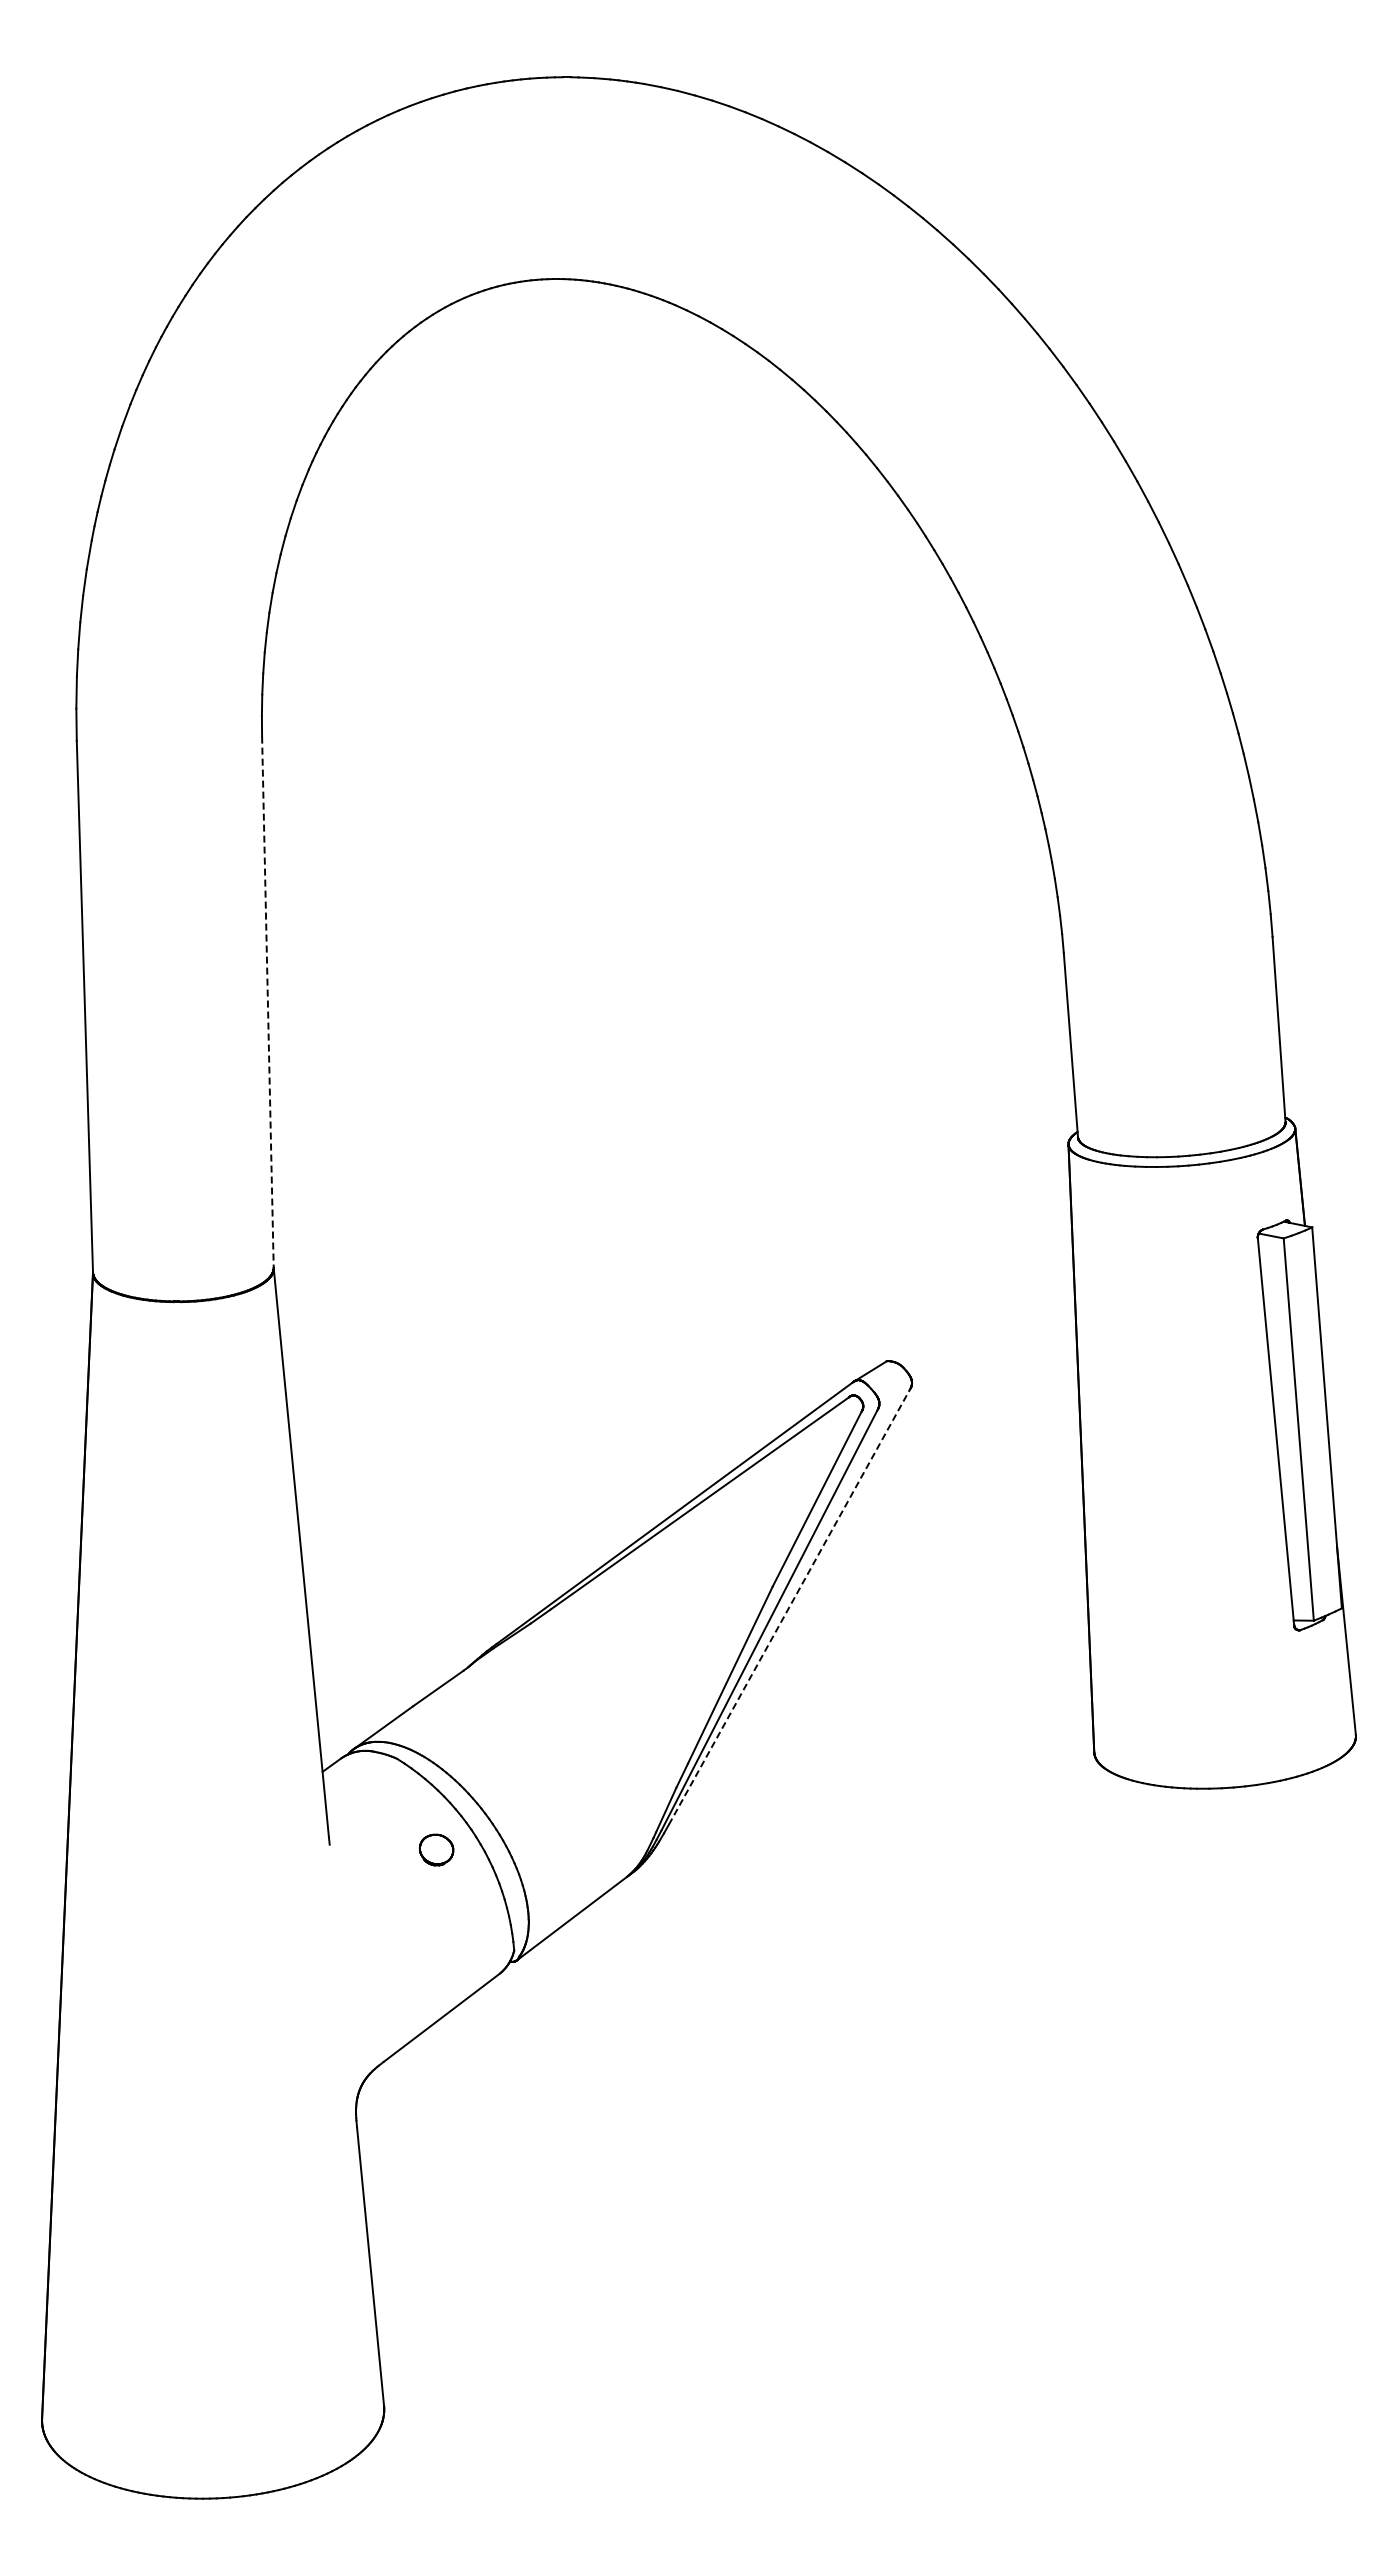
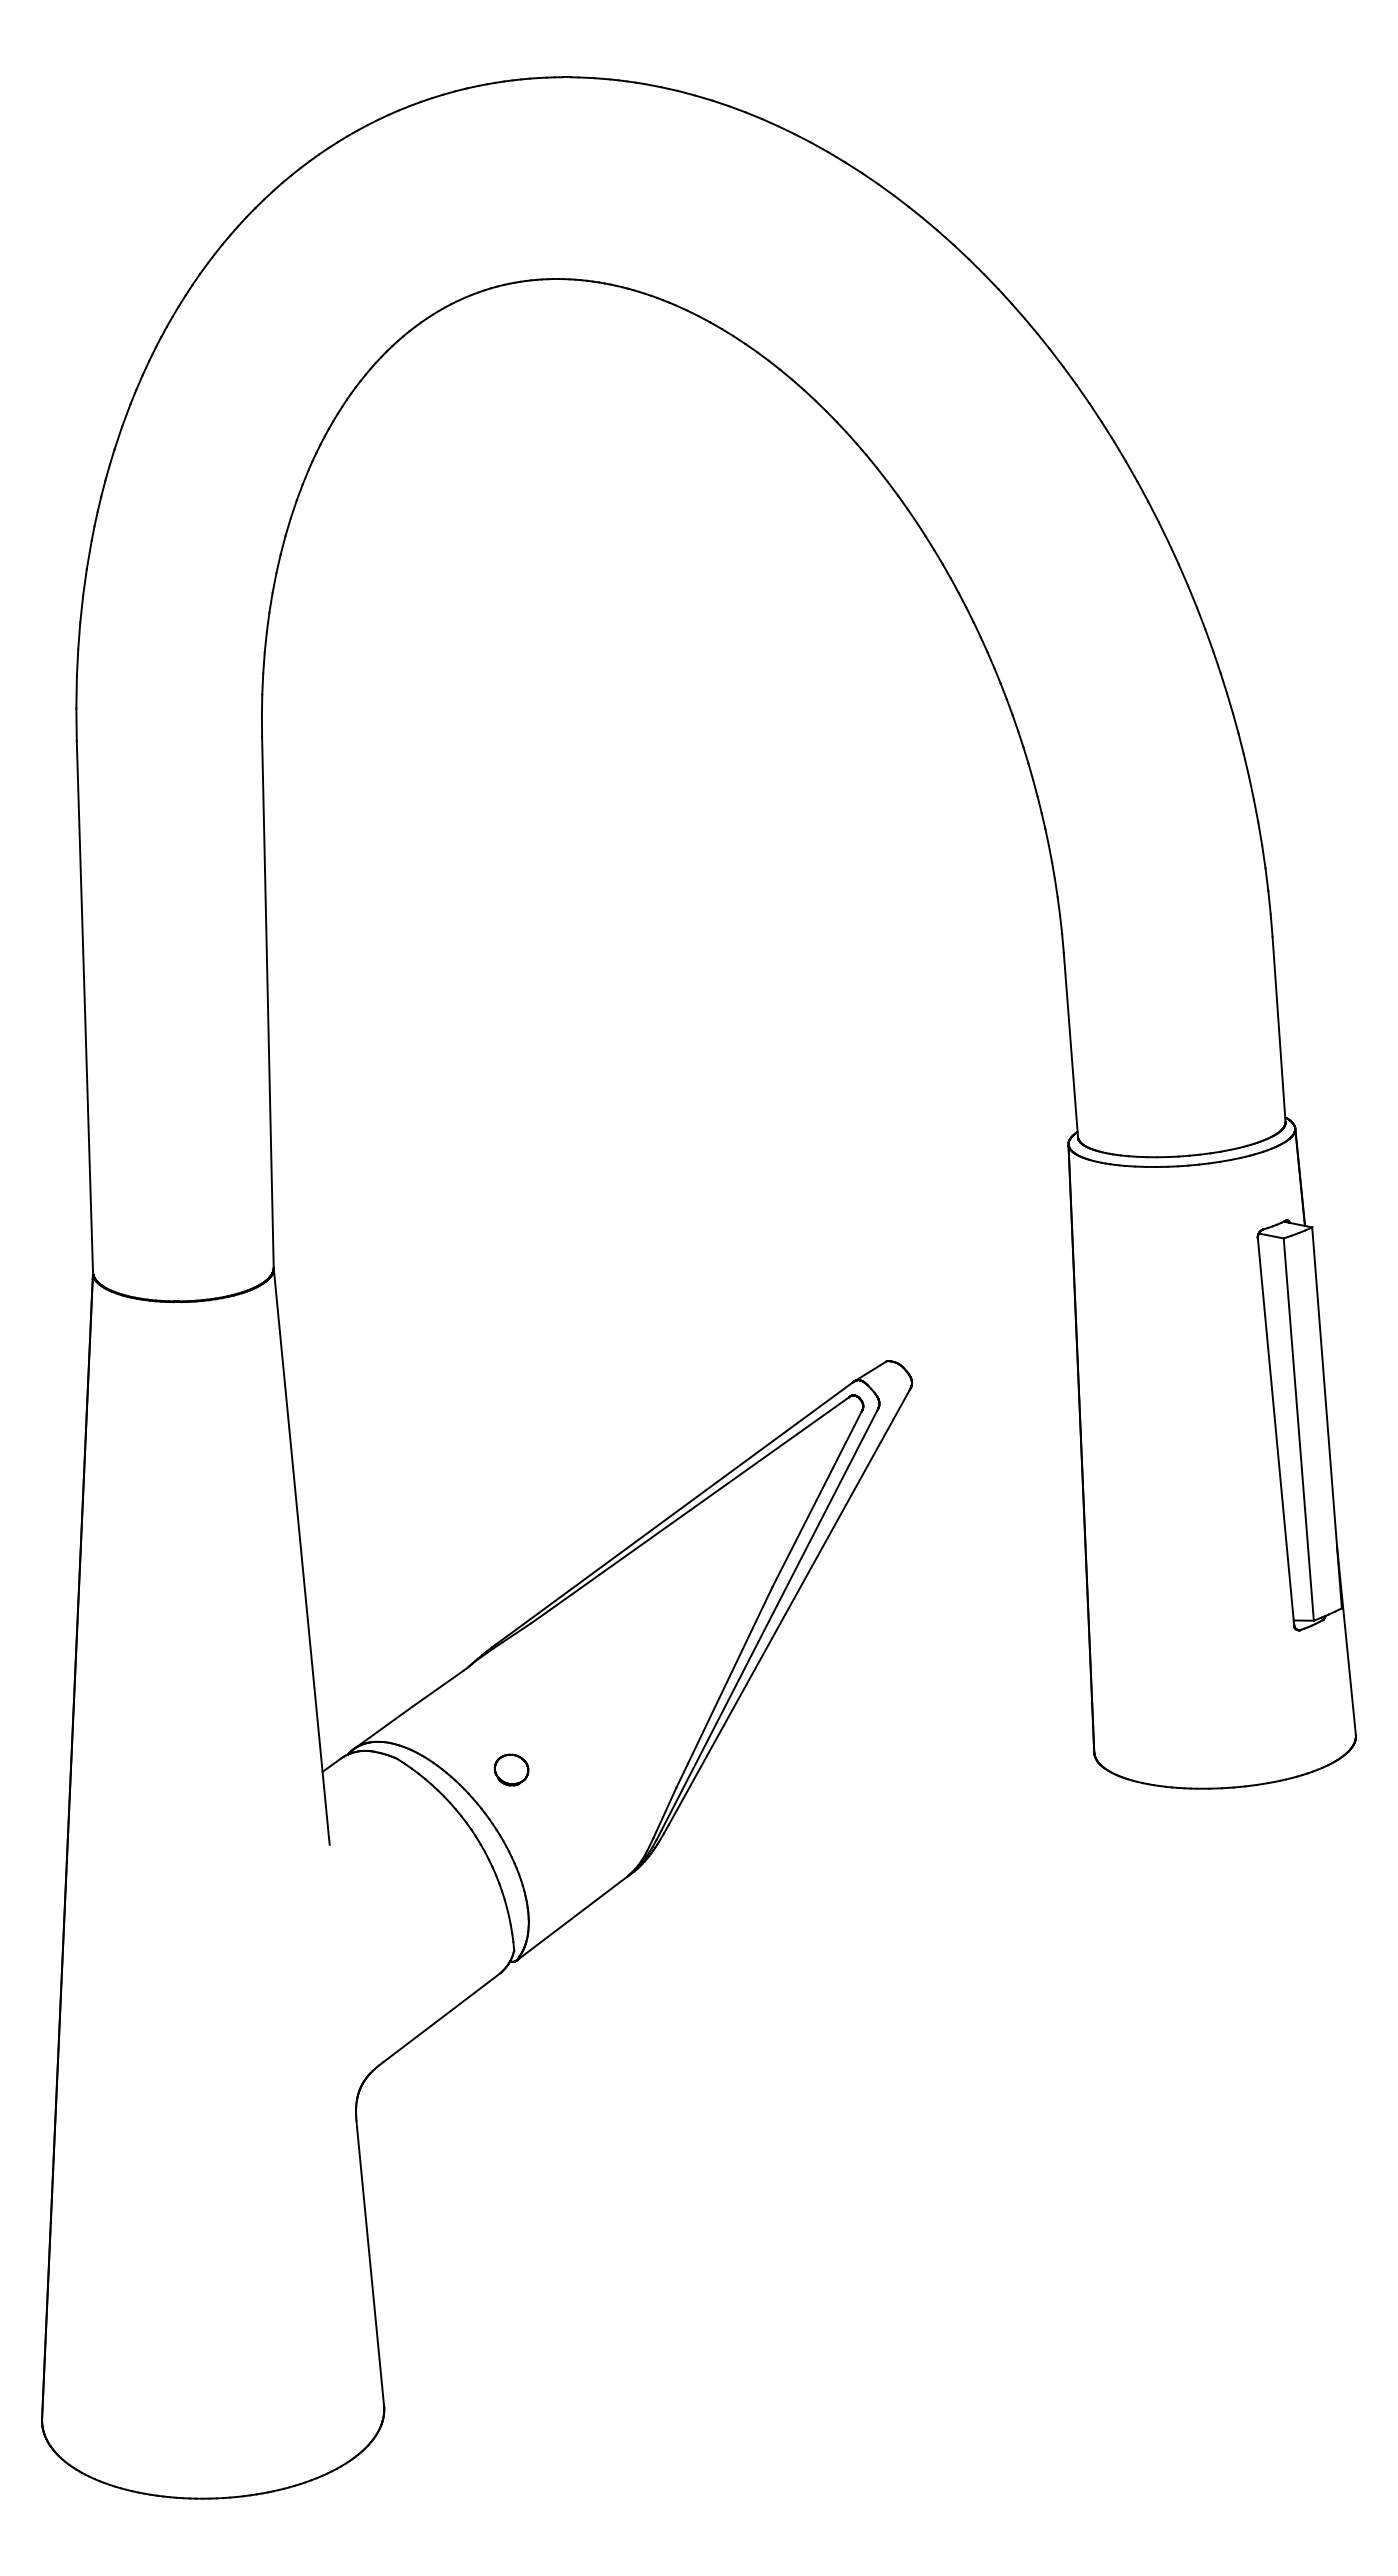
line: dashed -> solid (267, 1002)
line: dashed -> solid (789, 1607)
part position: (436, 1849) -> (511, 1769) (511, 1769)
